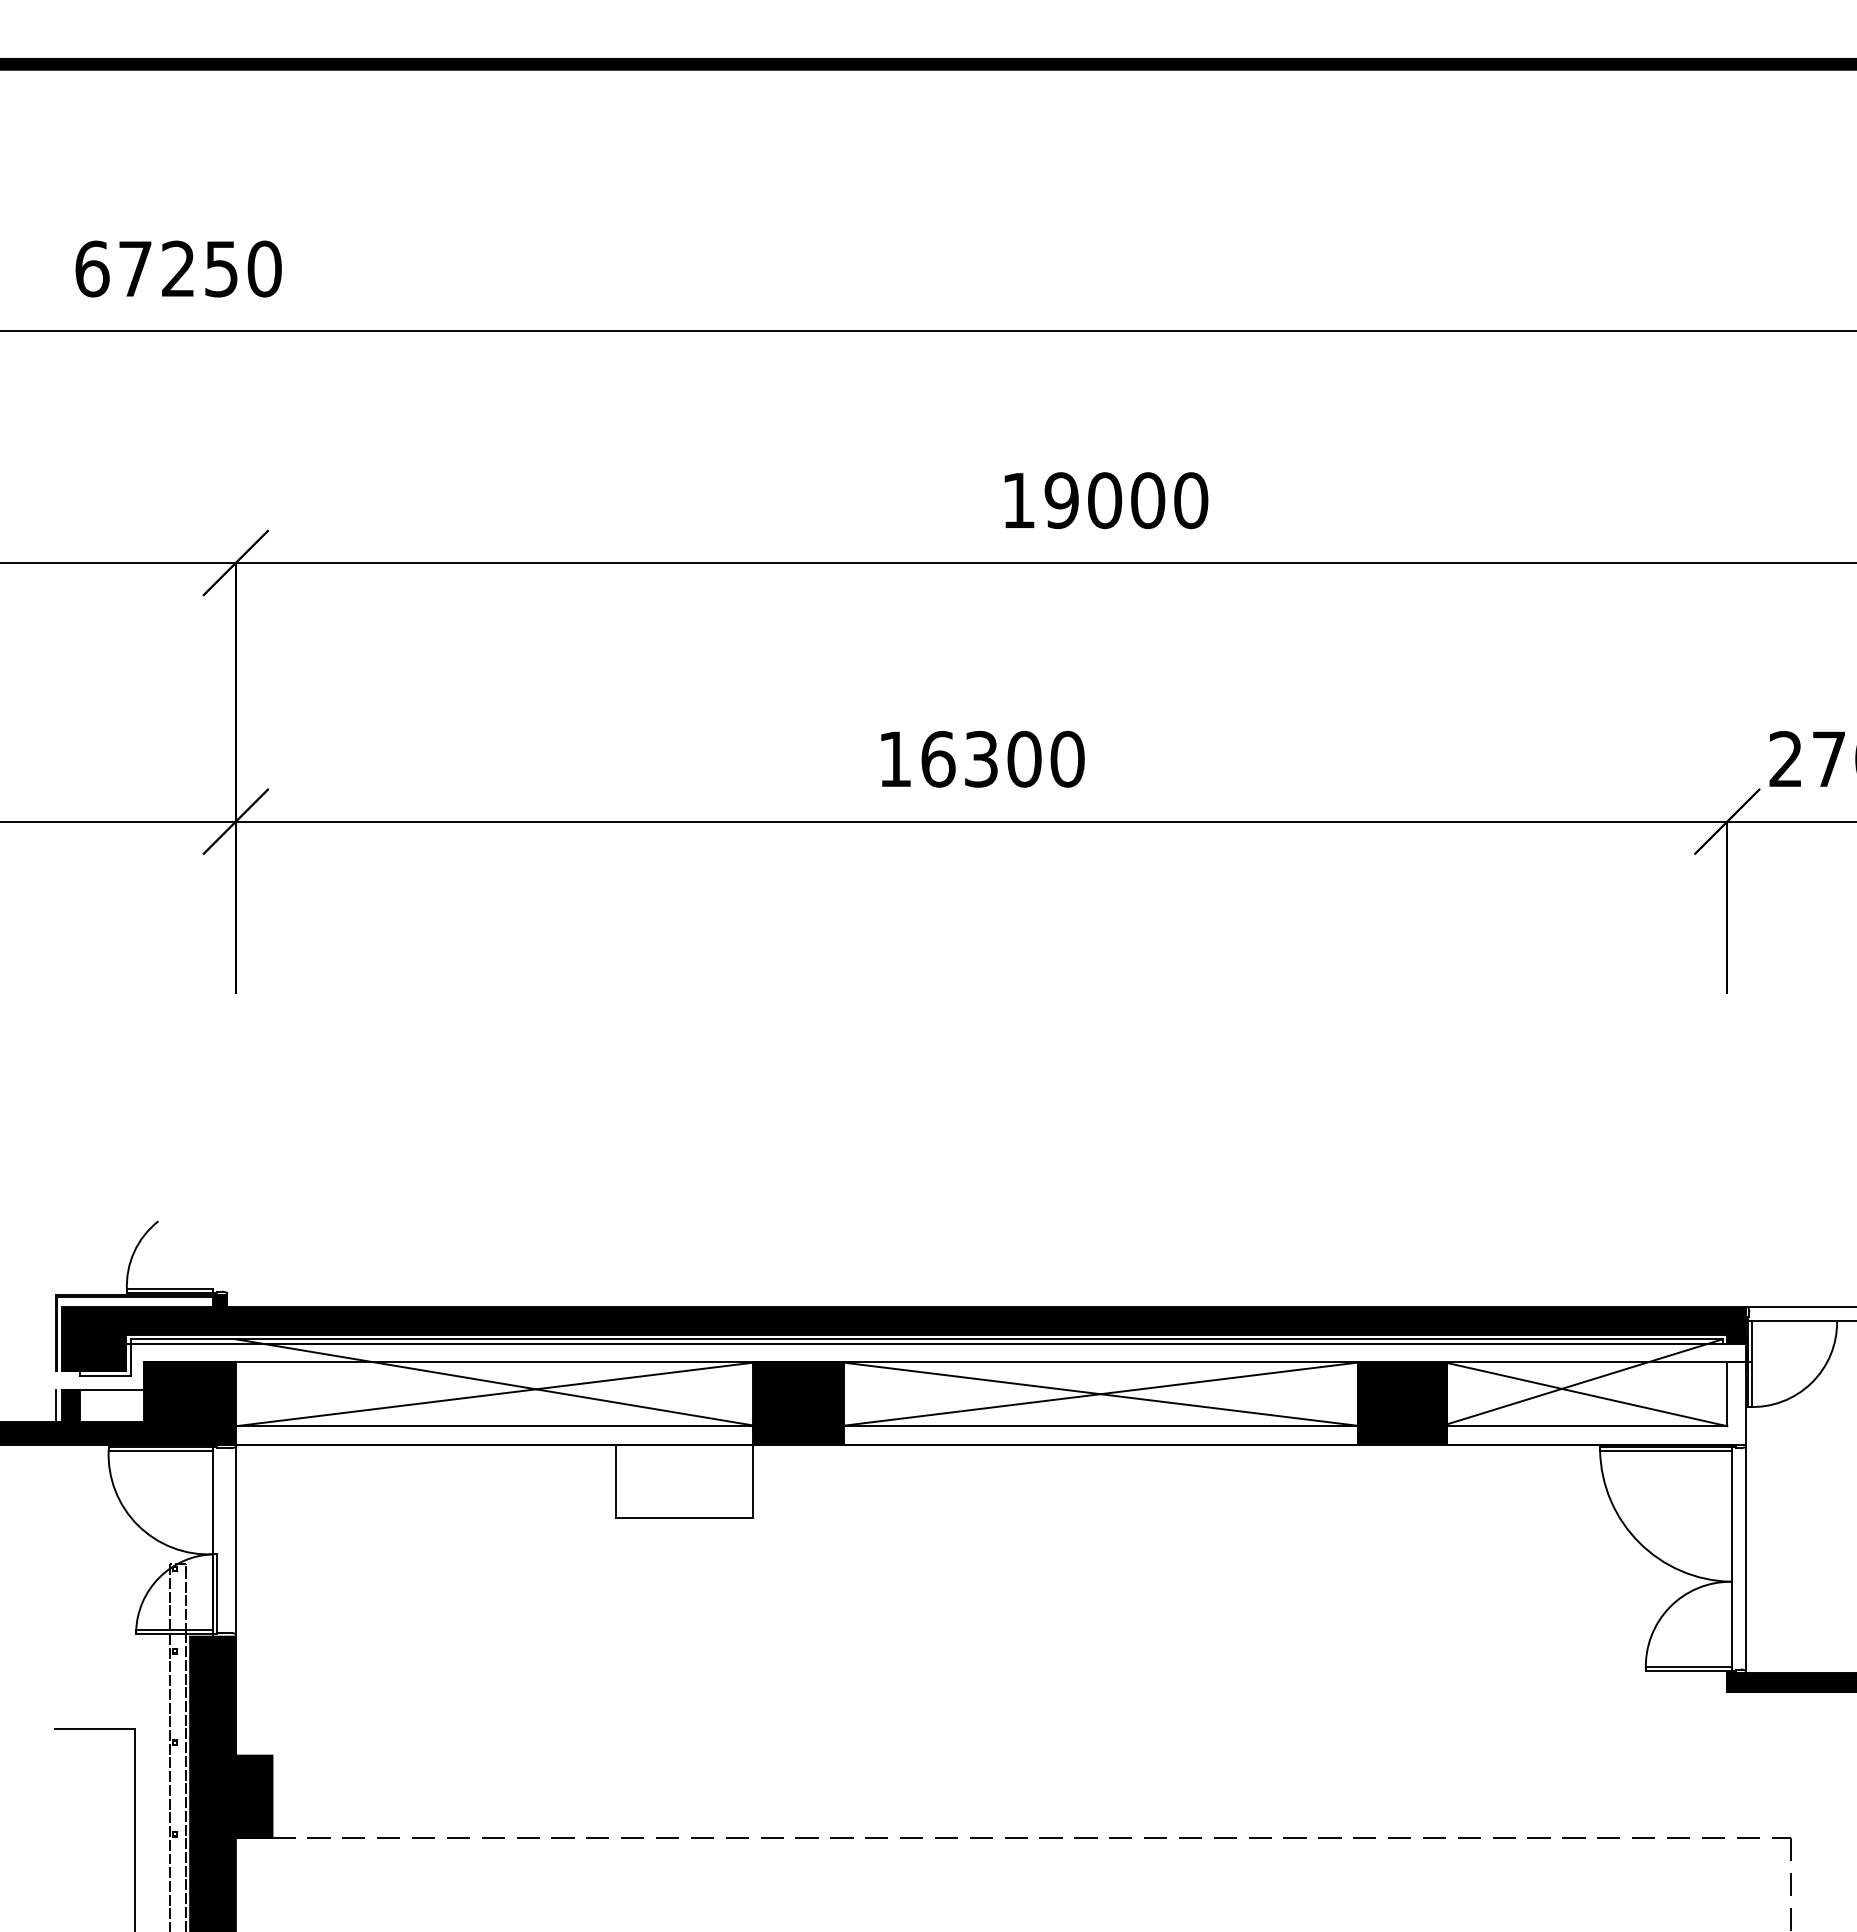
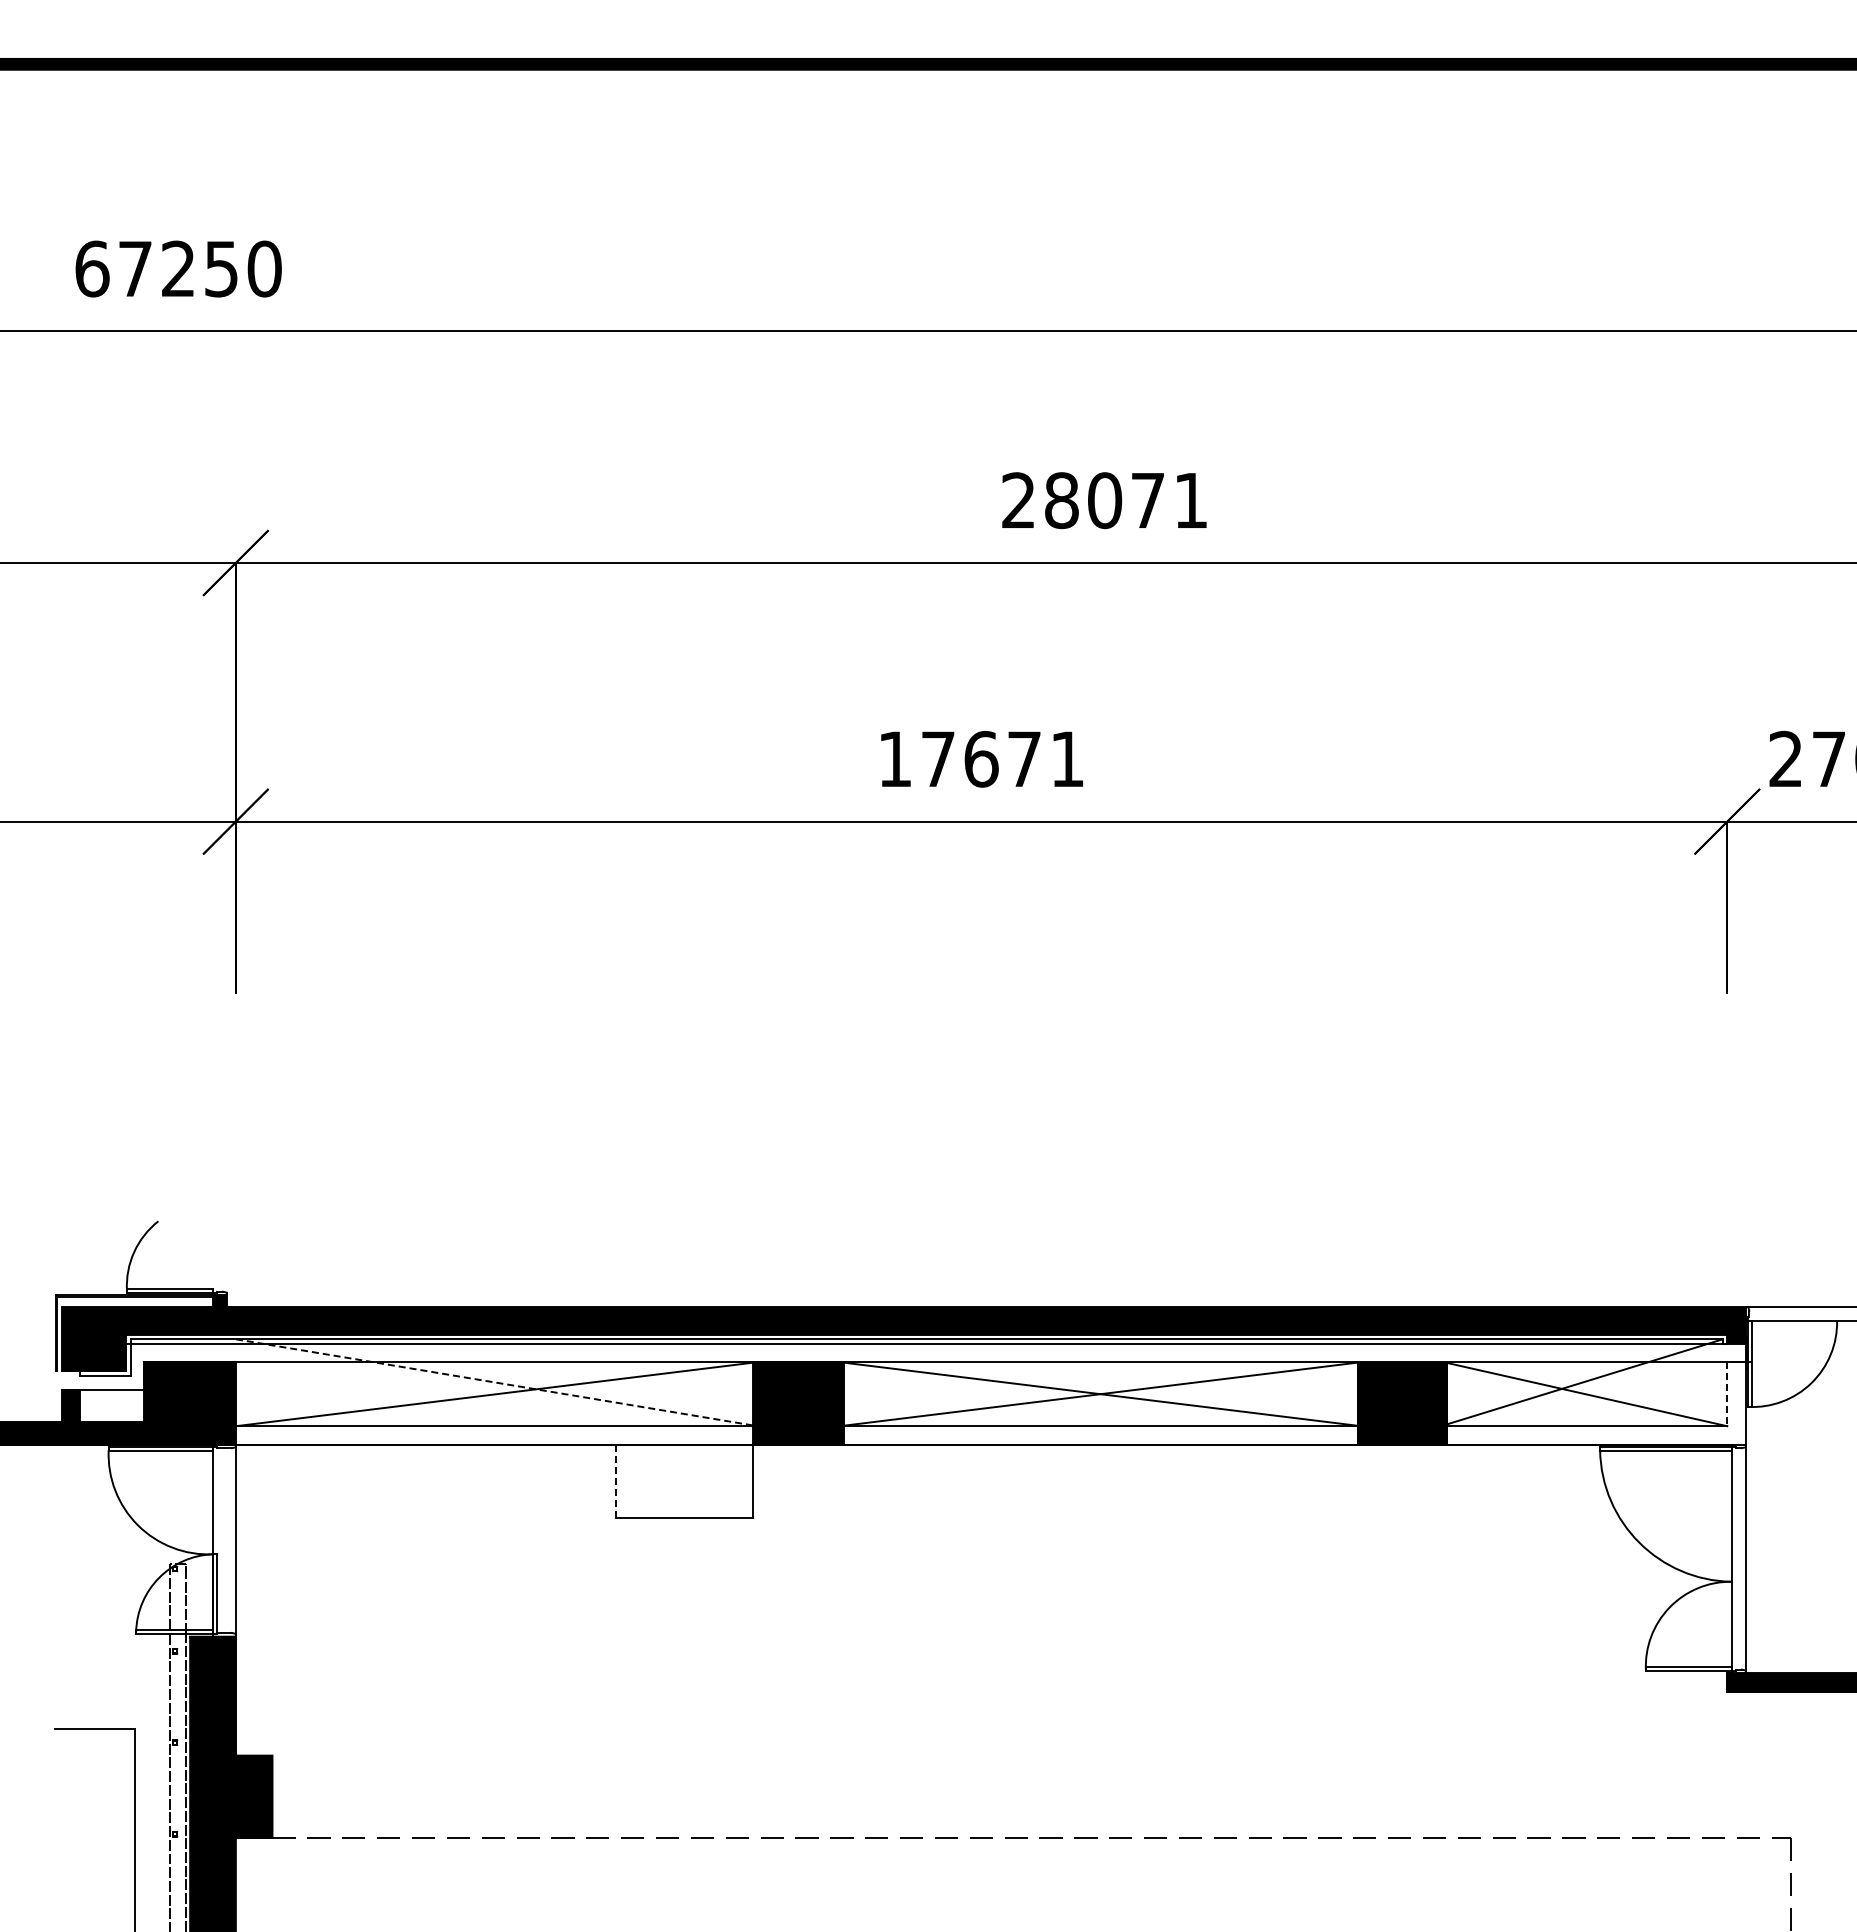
text: 19000 -> 28071 (1105, 500)
text: 16300 -> 17671 (1002, 758)
line: solid -> dashed (493, 1382)
line: solid -> dashed (1727, 1394)
line: present -> none (55, 1405)
line: solid -> dashed (615, 1481)
